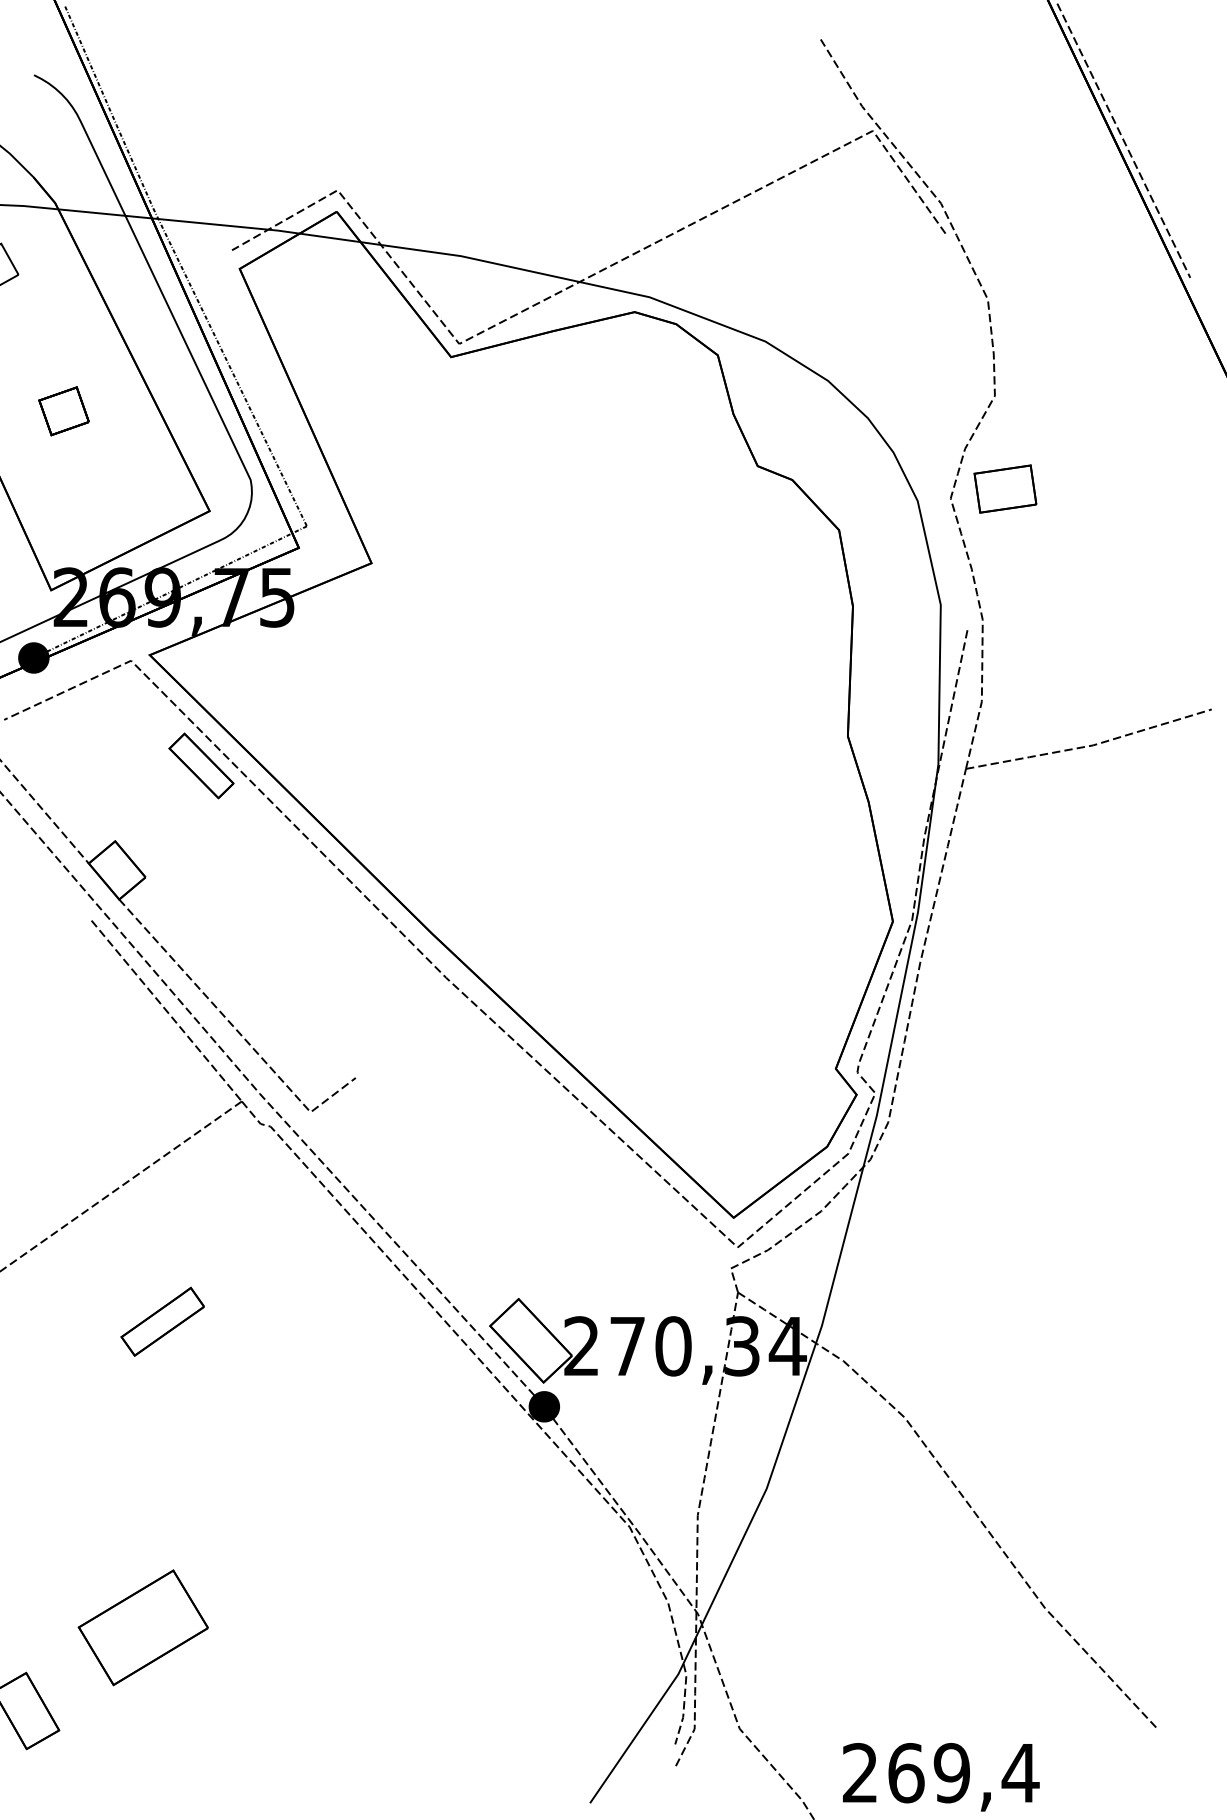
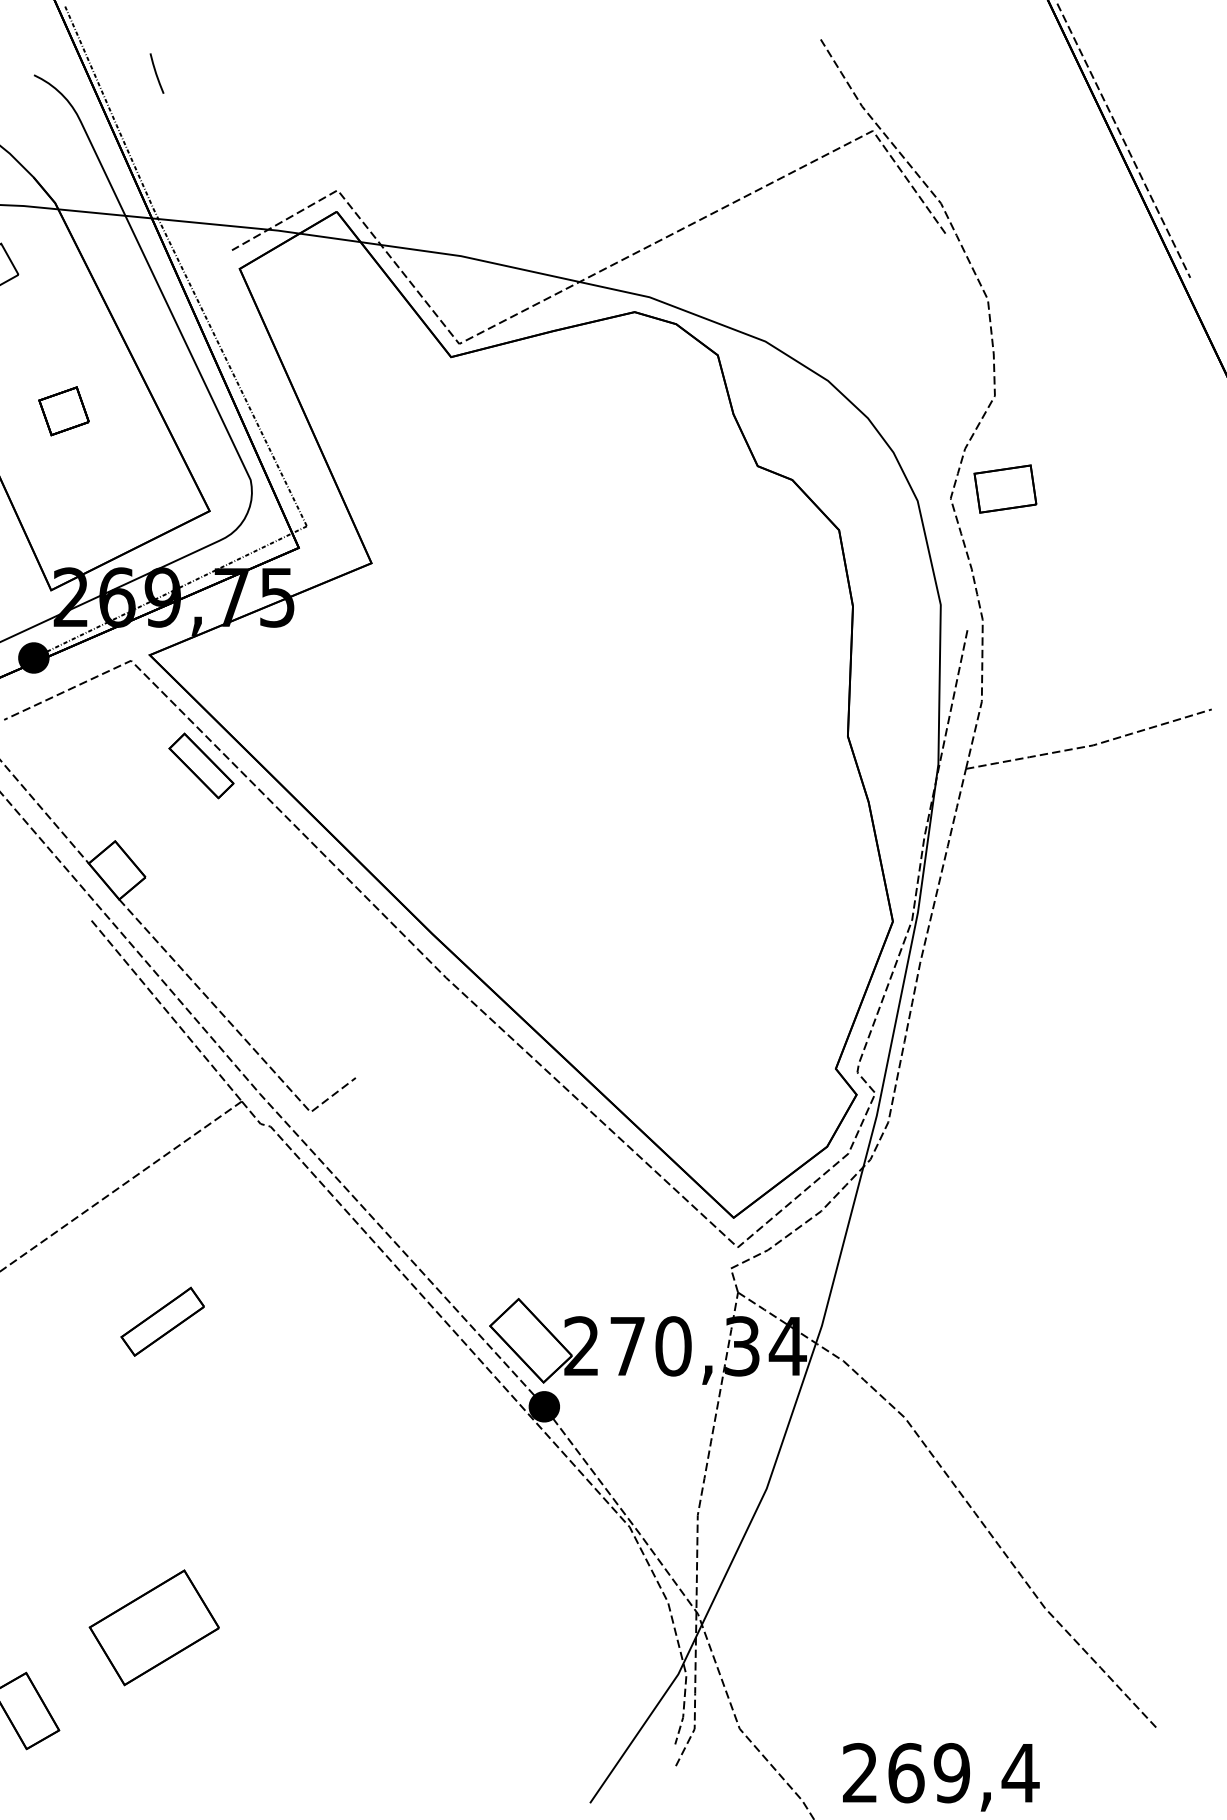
line: none -> present (156, 73)
part position: (142, 1627) -> (153, 1627) (153, 1627)
